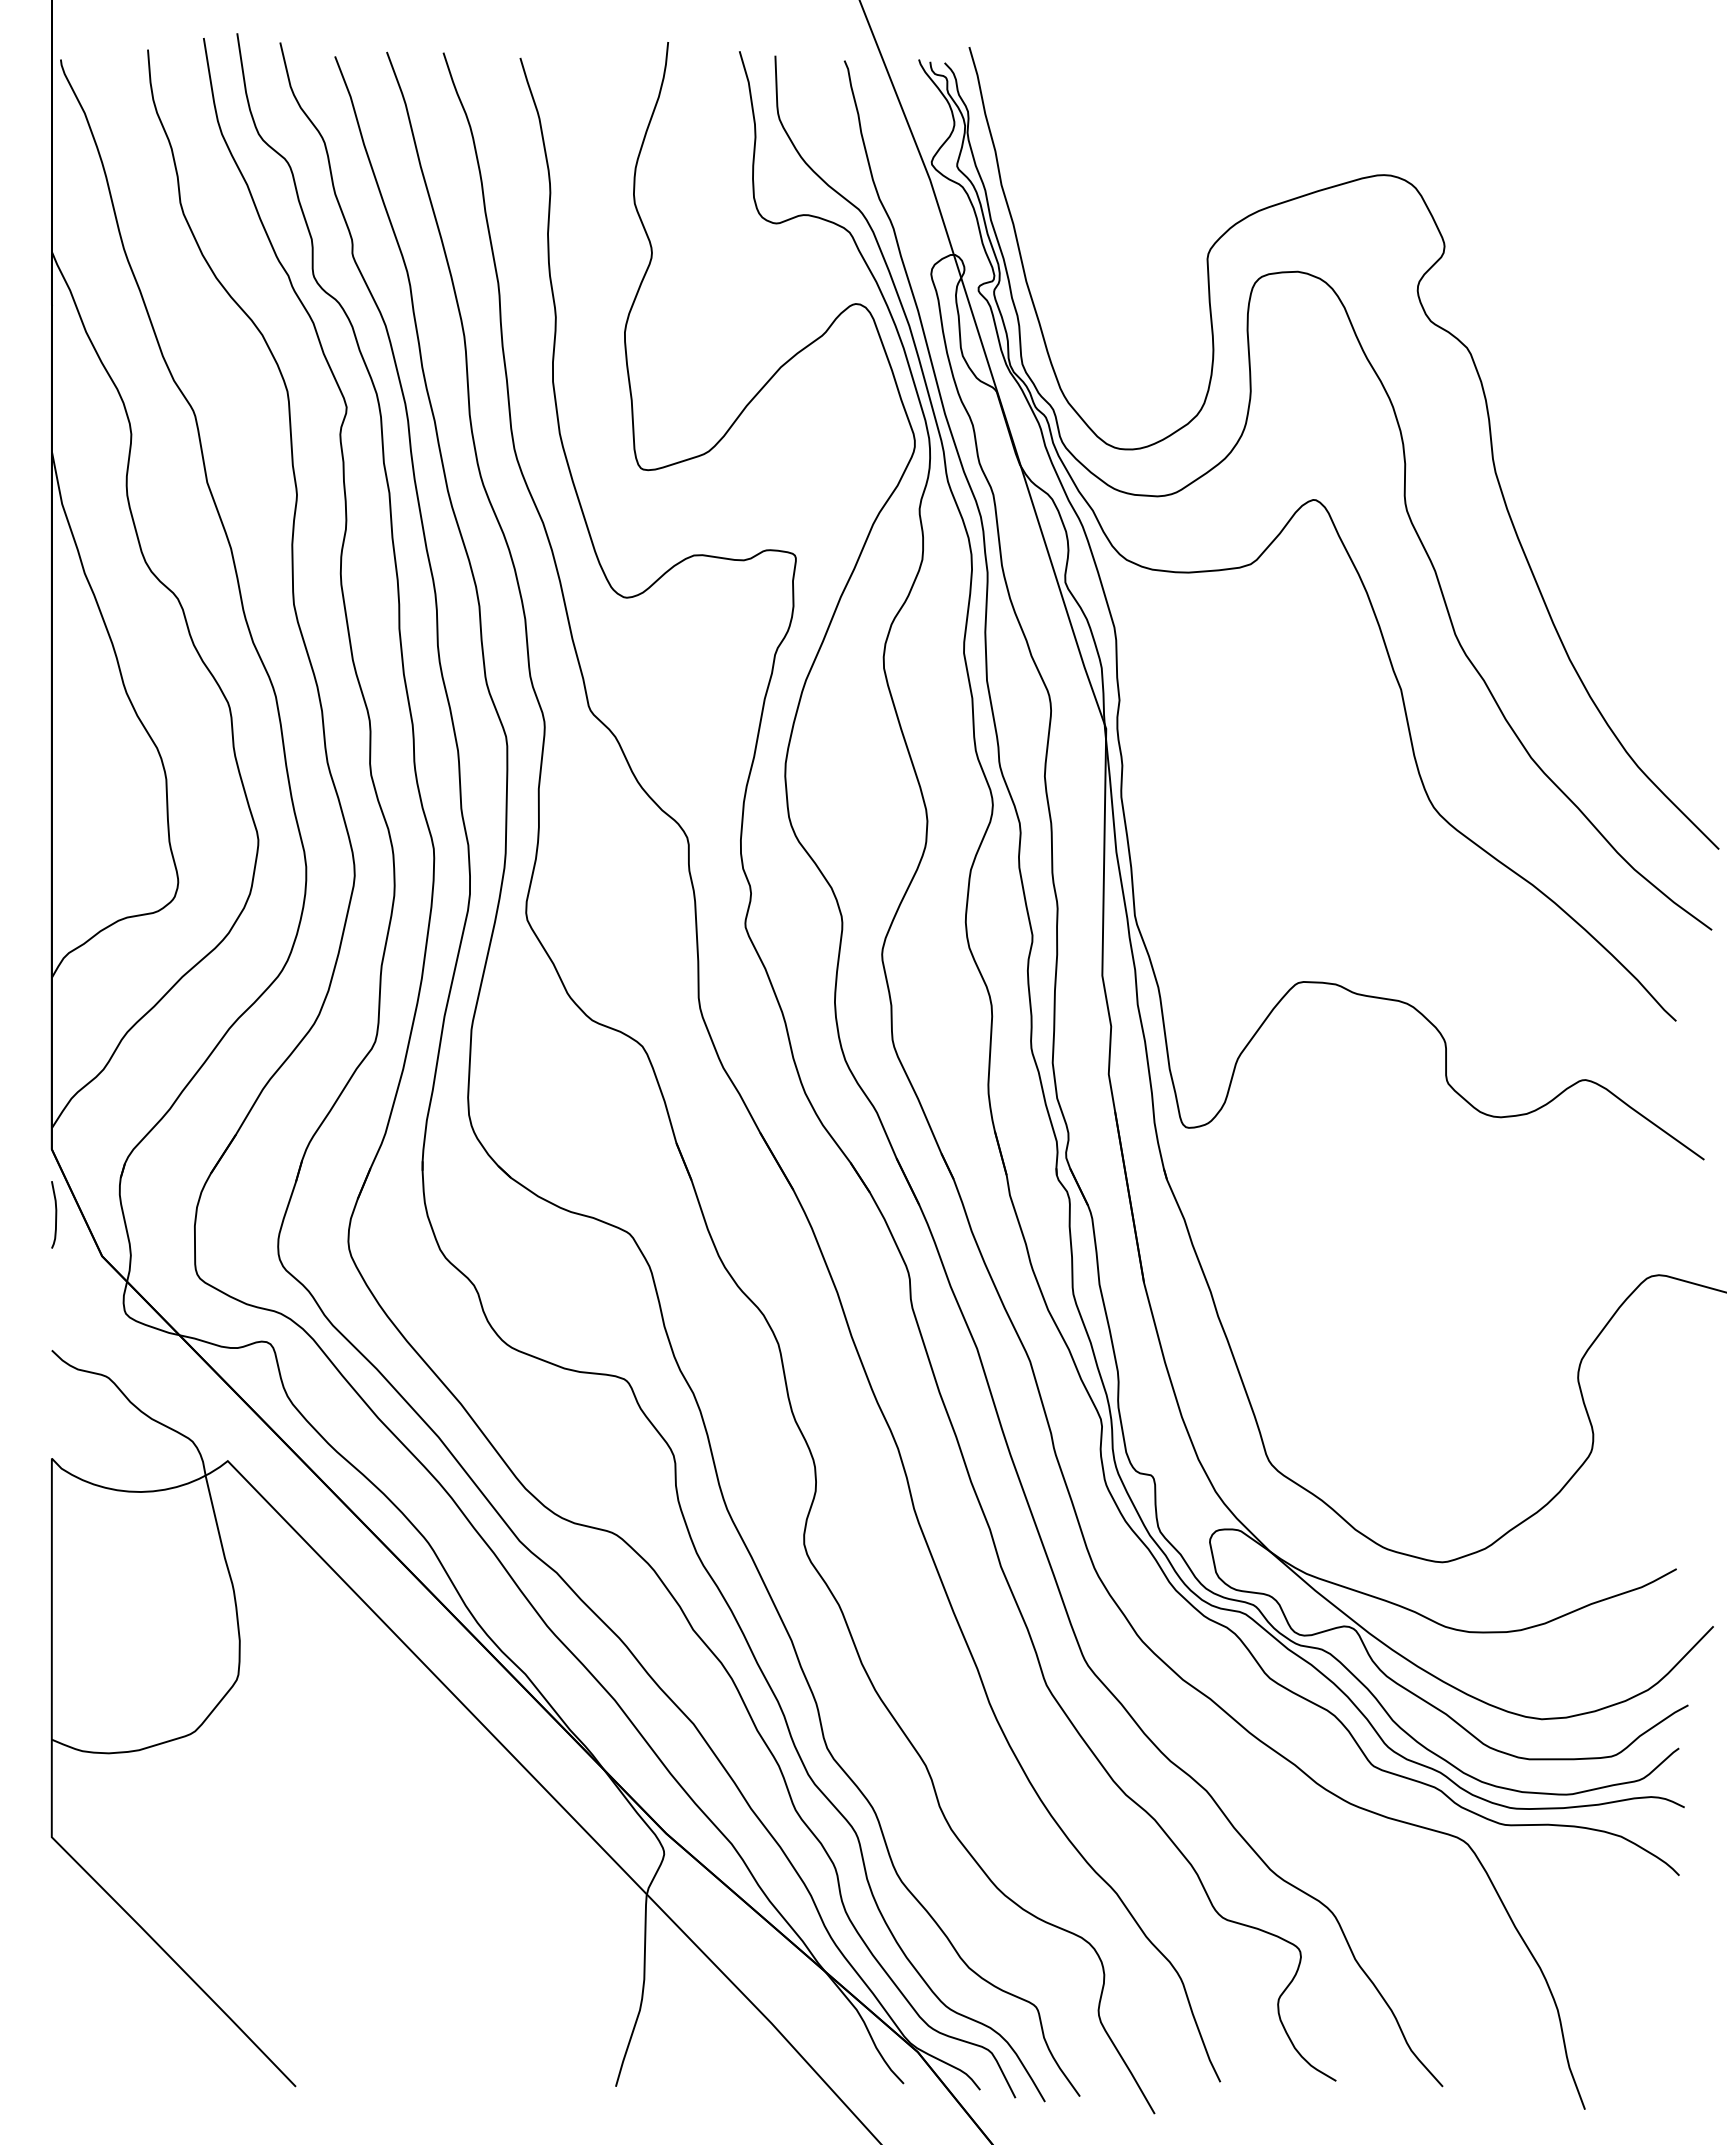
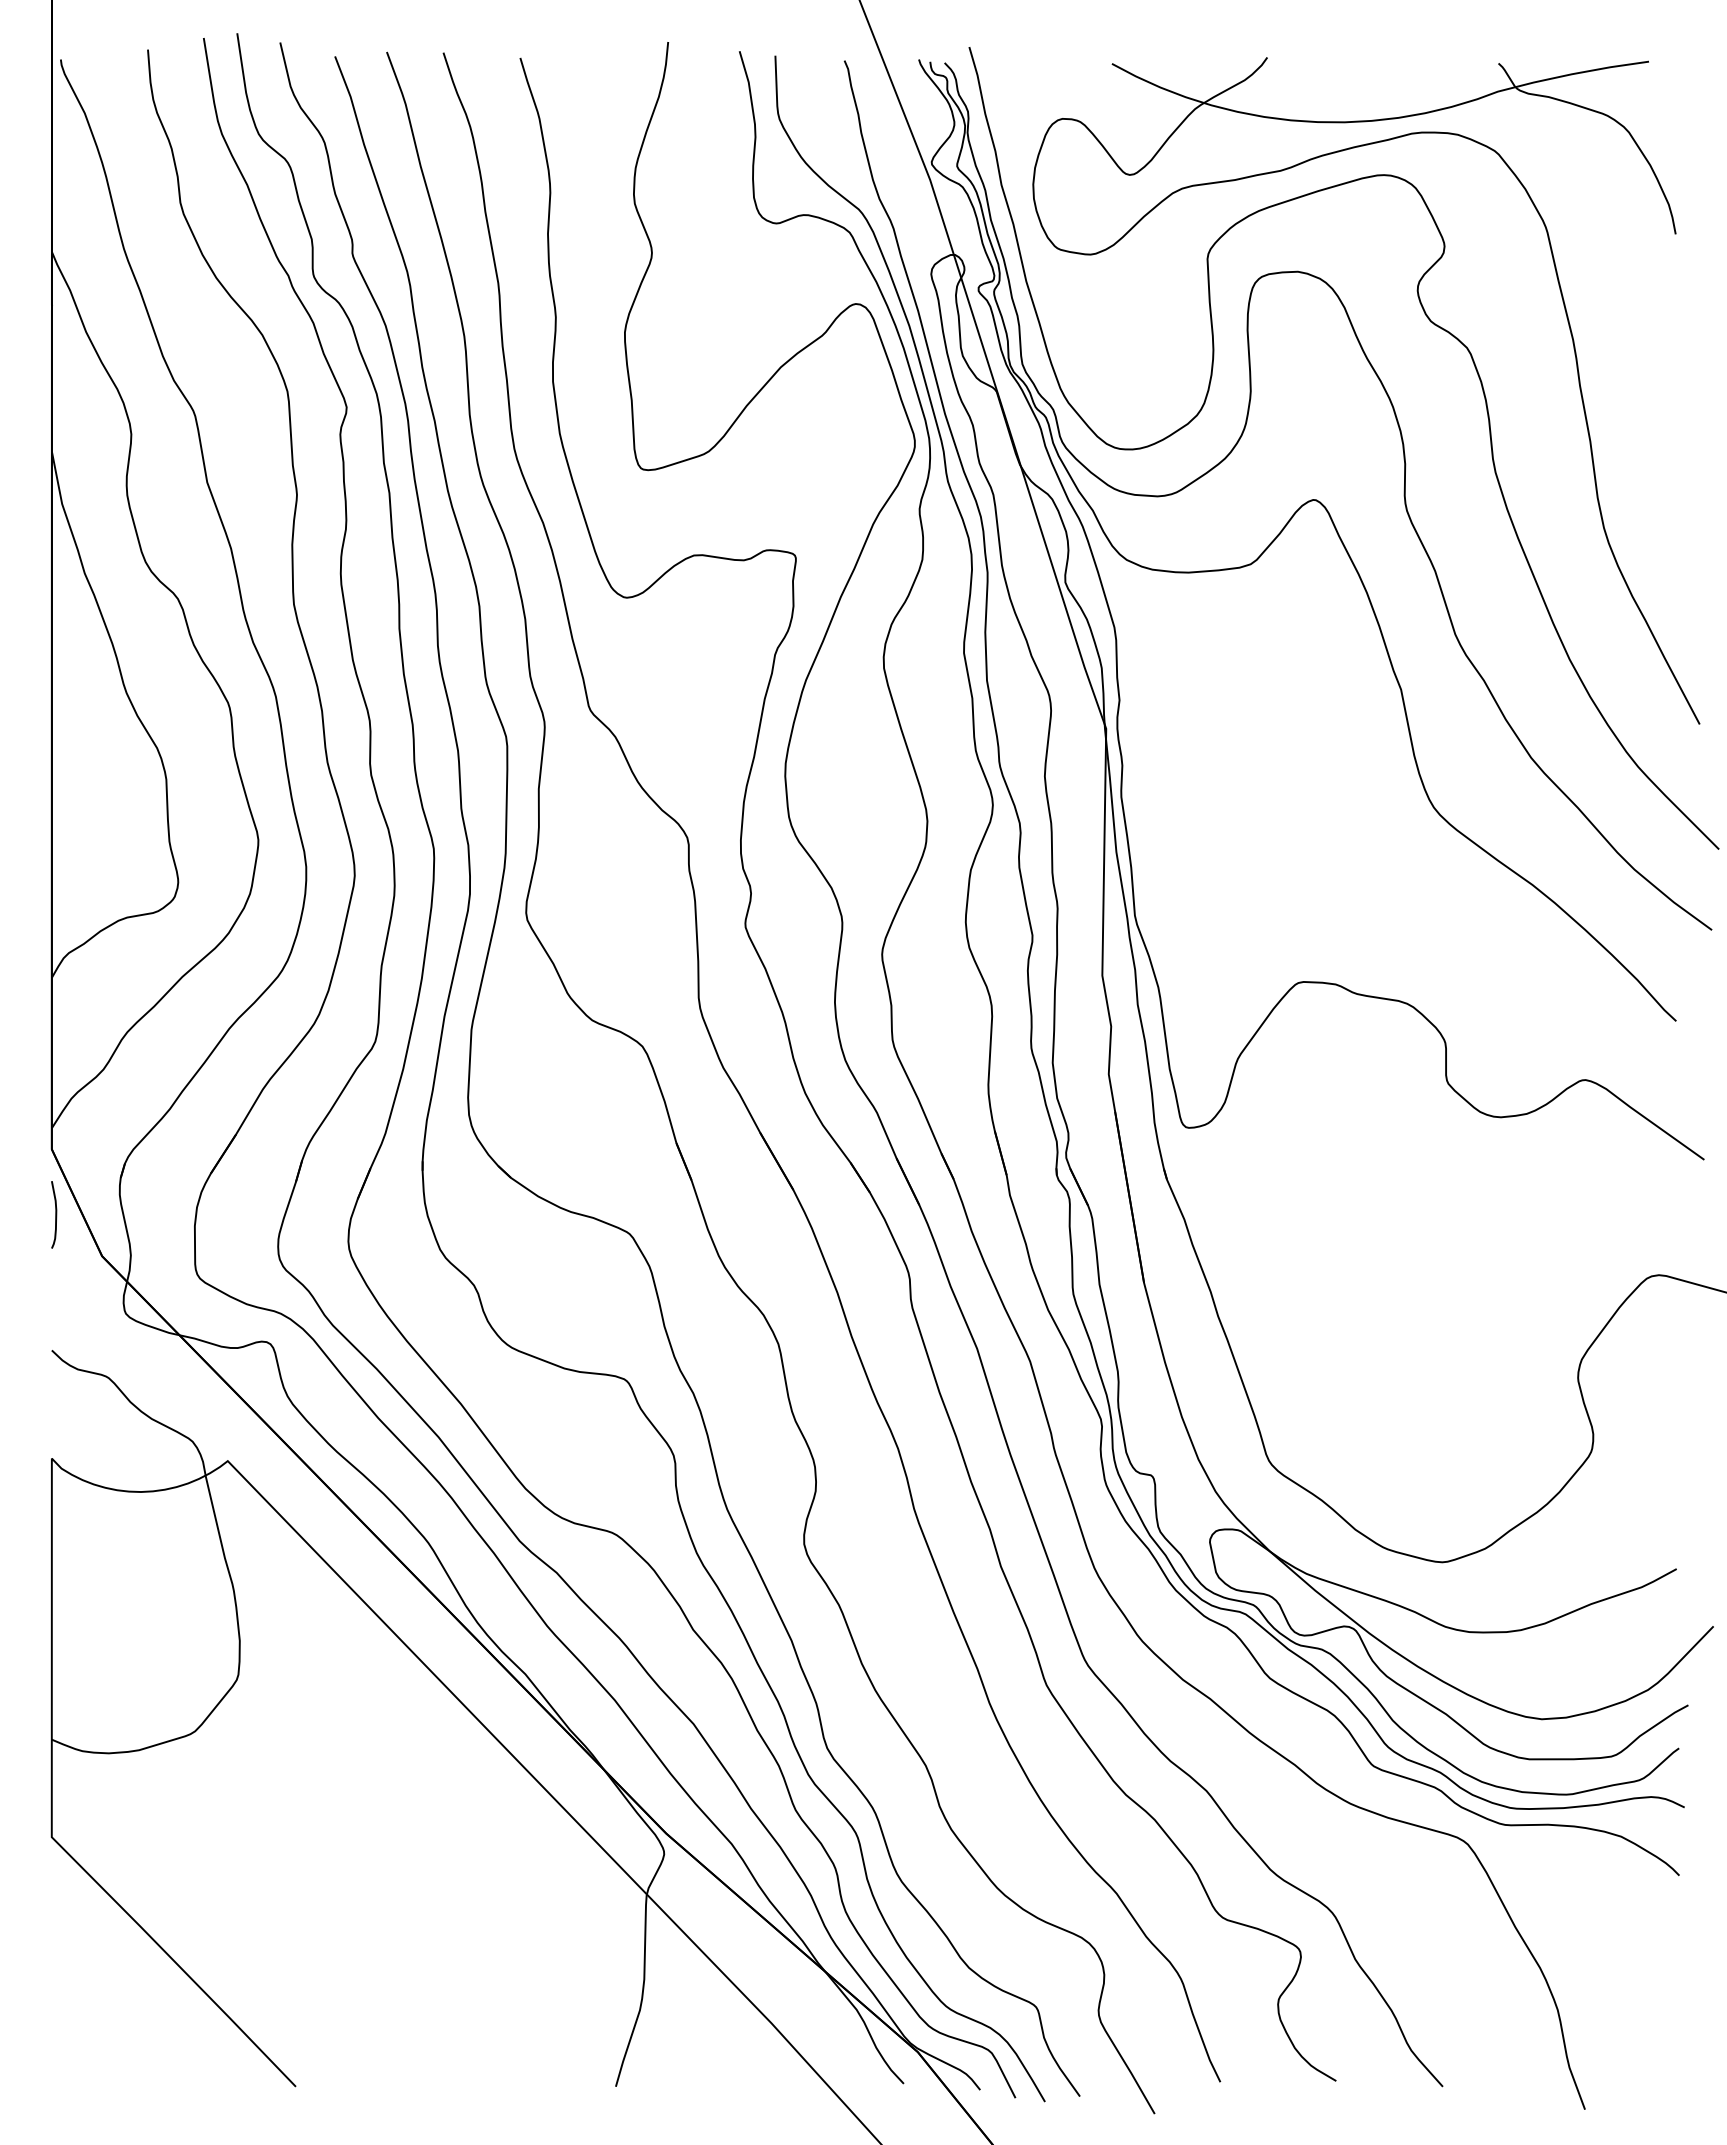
part: none -> present (1575, 361)
